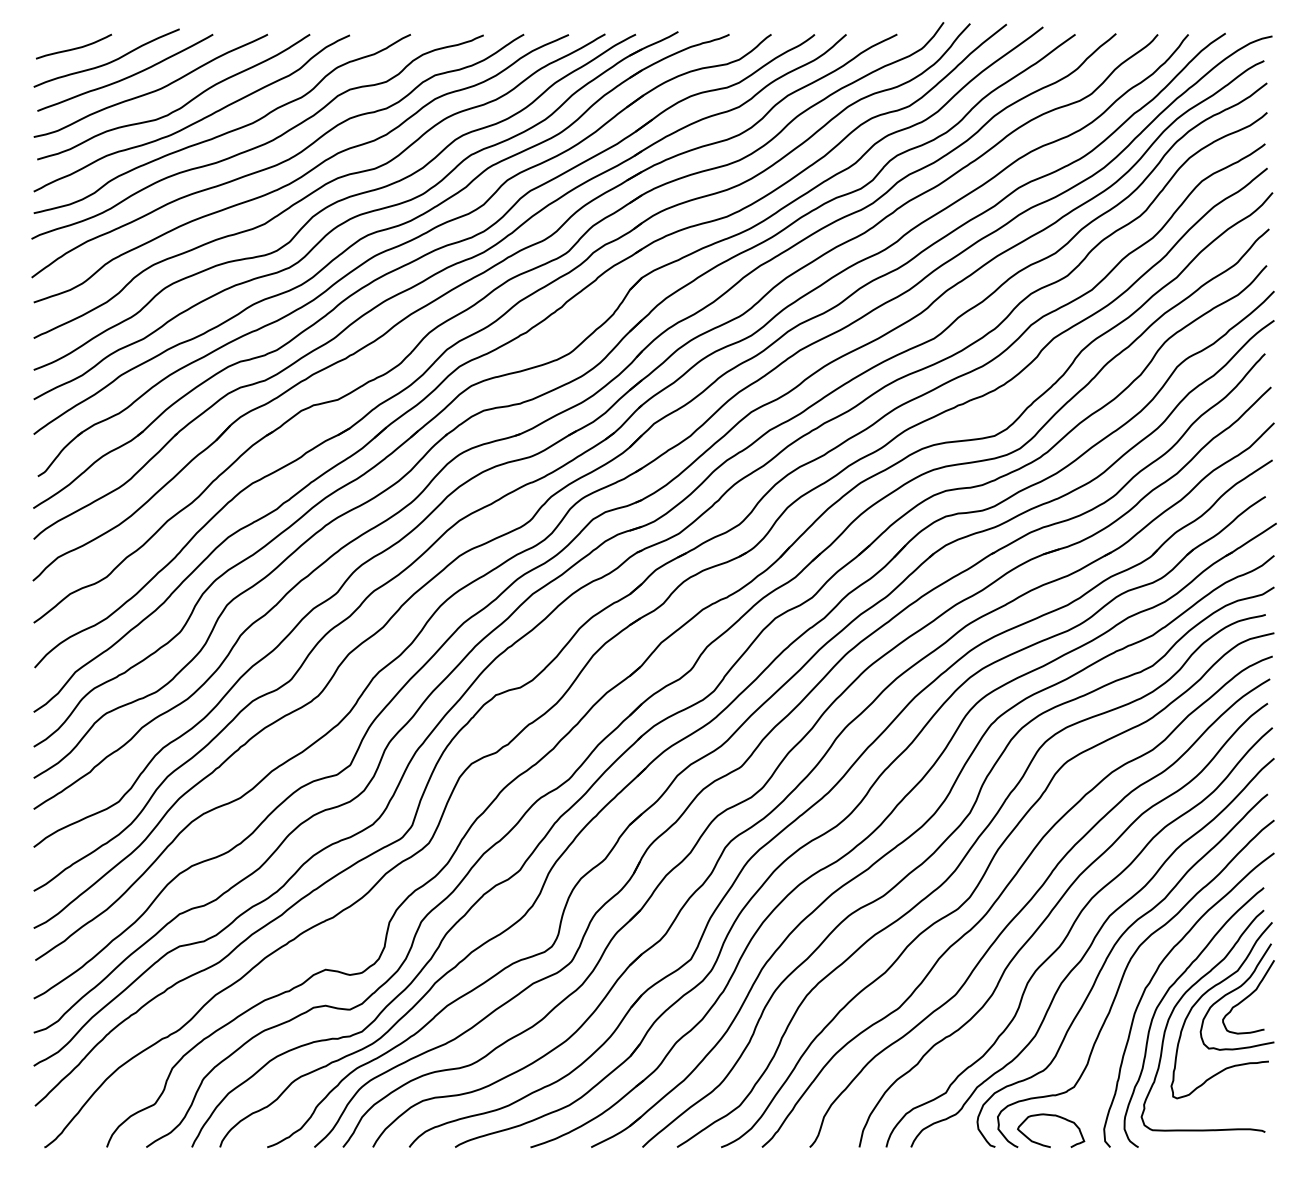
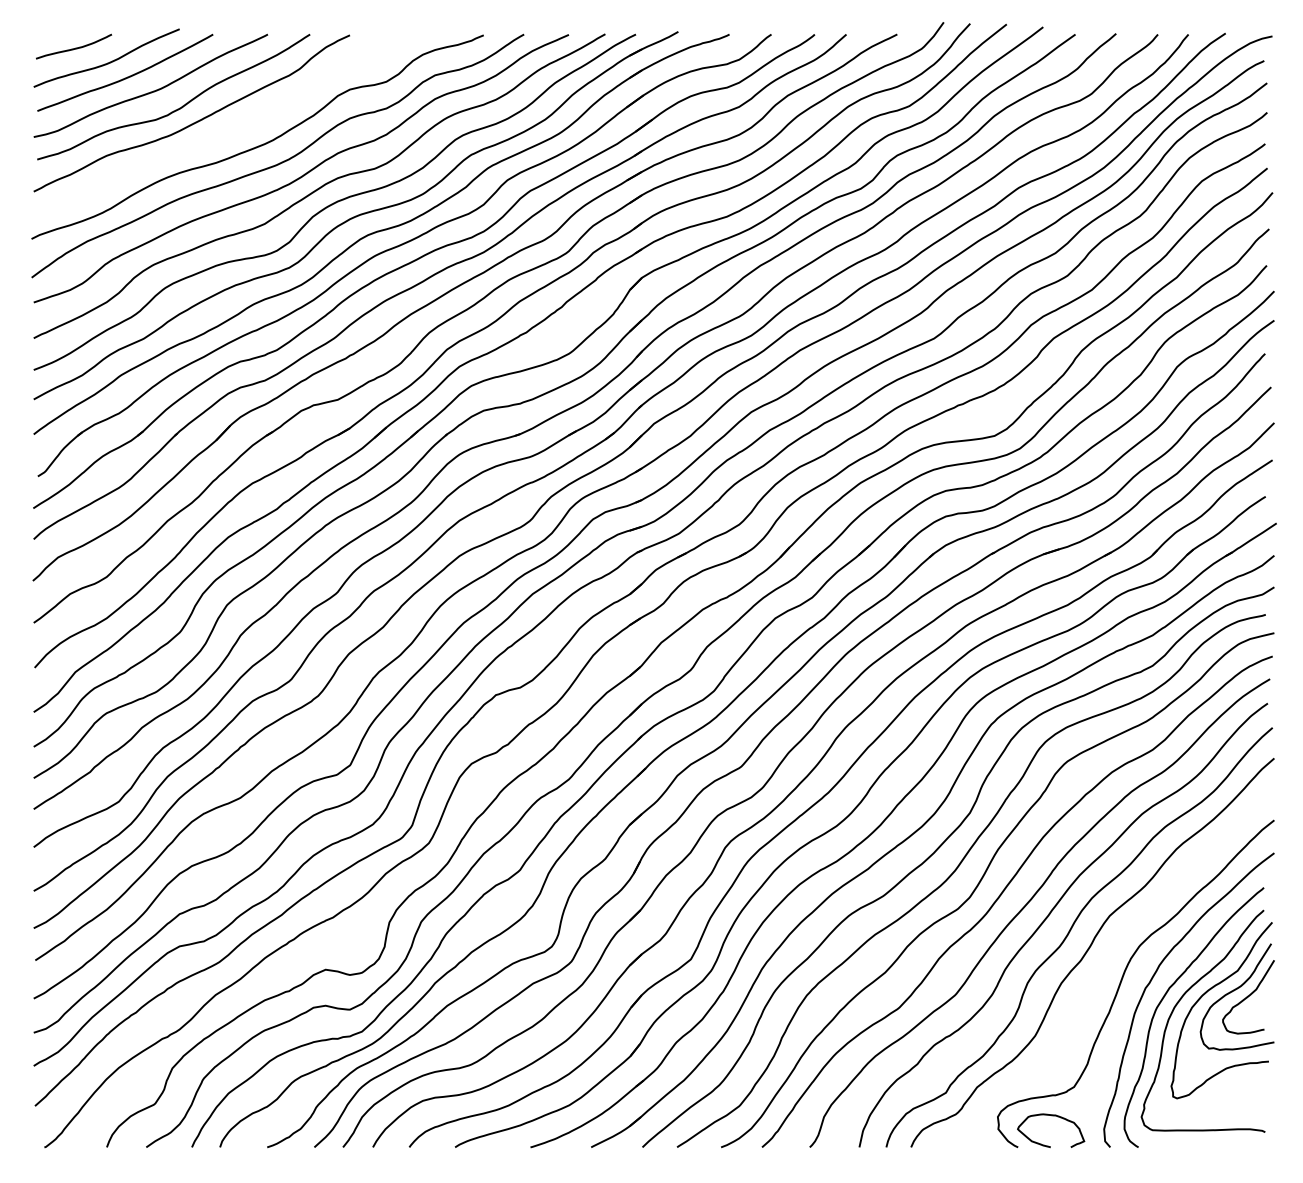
curve: present -> none (225, 132)
curve: present -> none (1106, 961)
